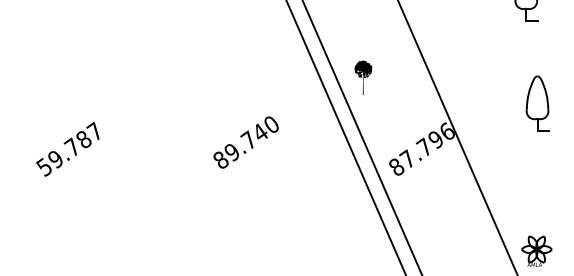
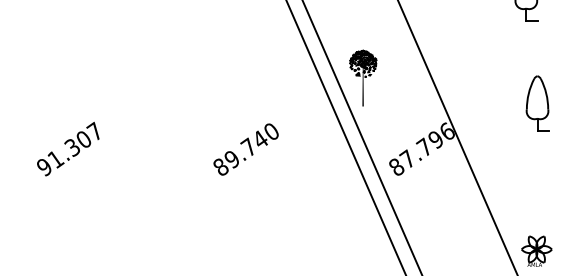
part size: 19x35 px -> 29x58 px (363, 77)
text position: (245, 142) -> (245, 149) (245, 149)
text: 59.787 -> 91.307 (63, 153)
